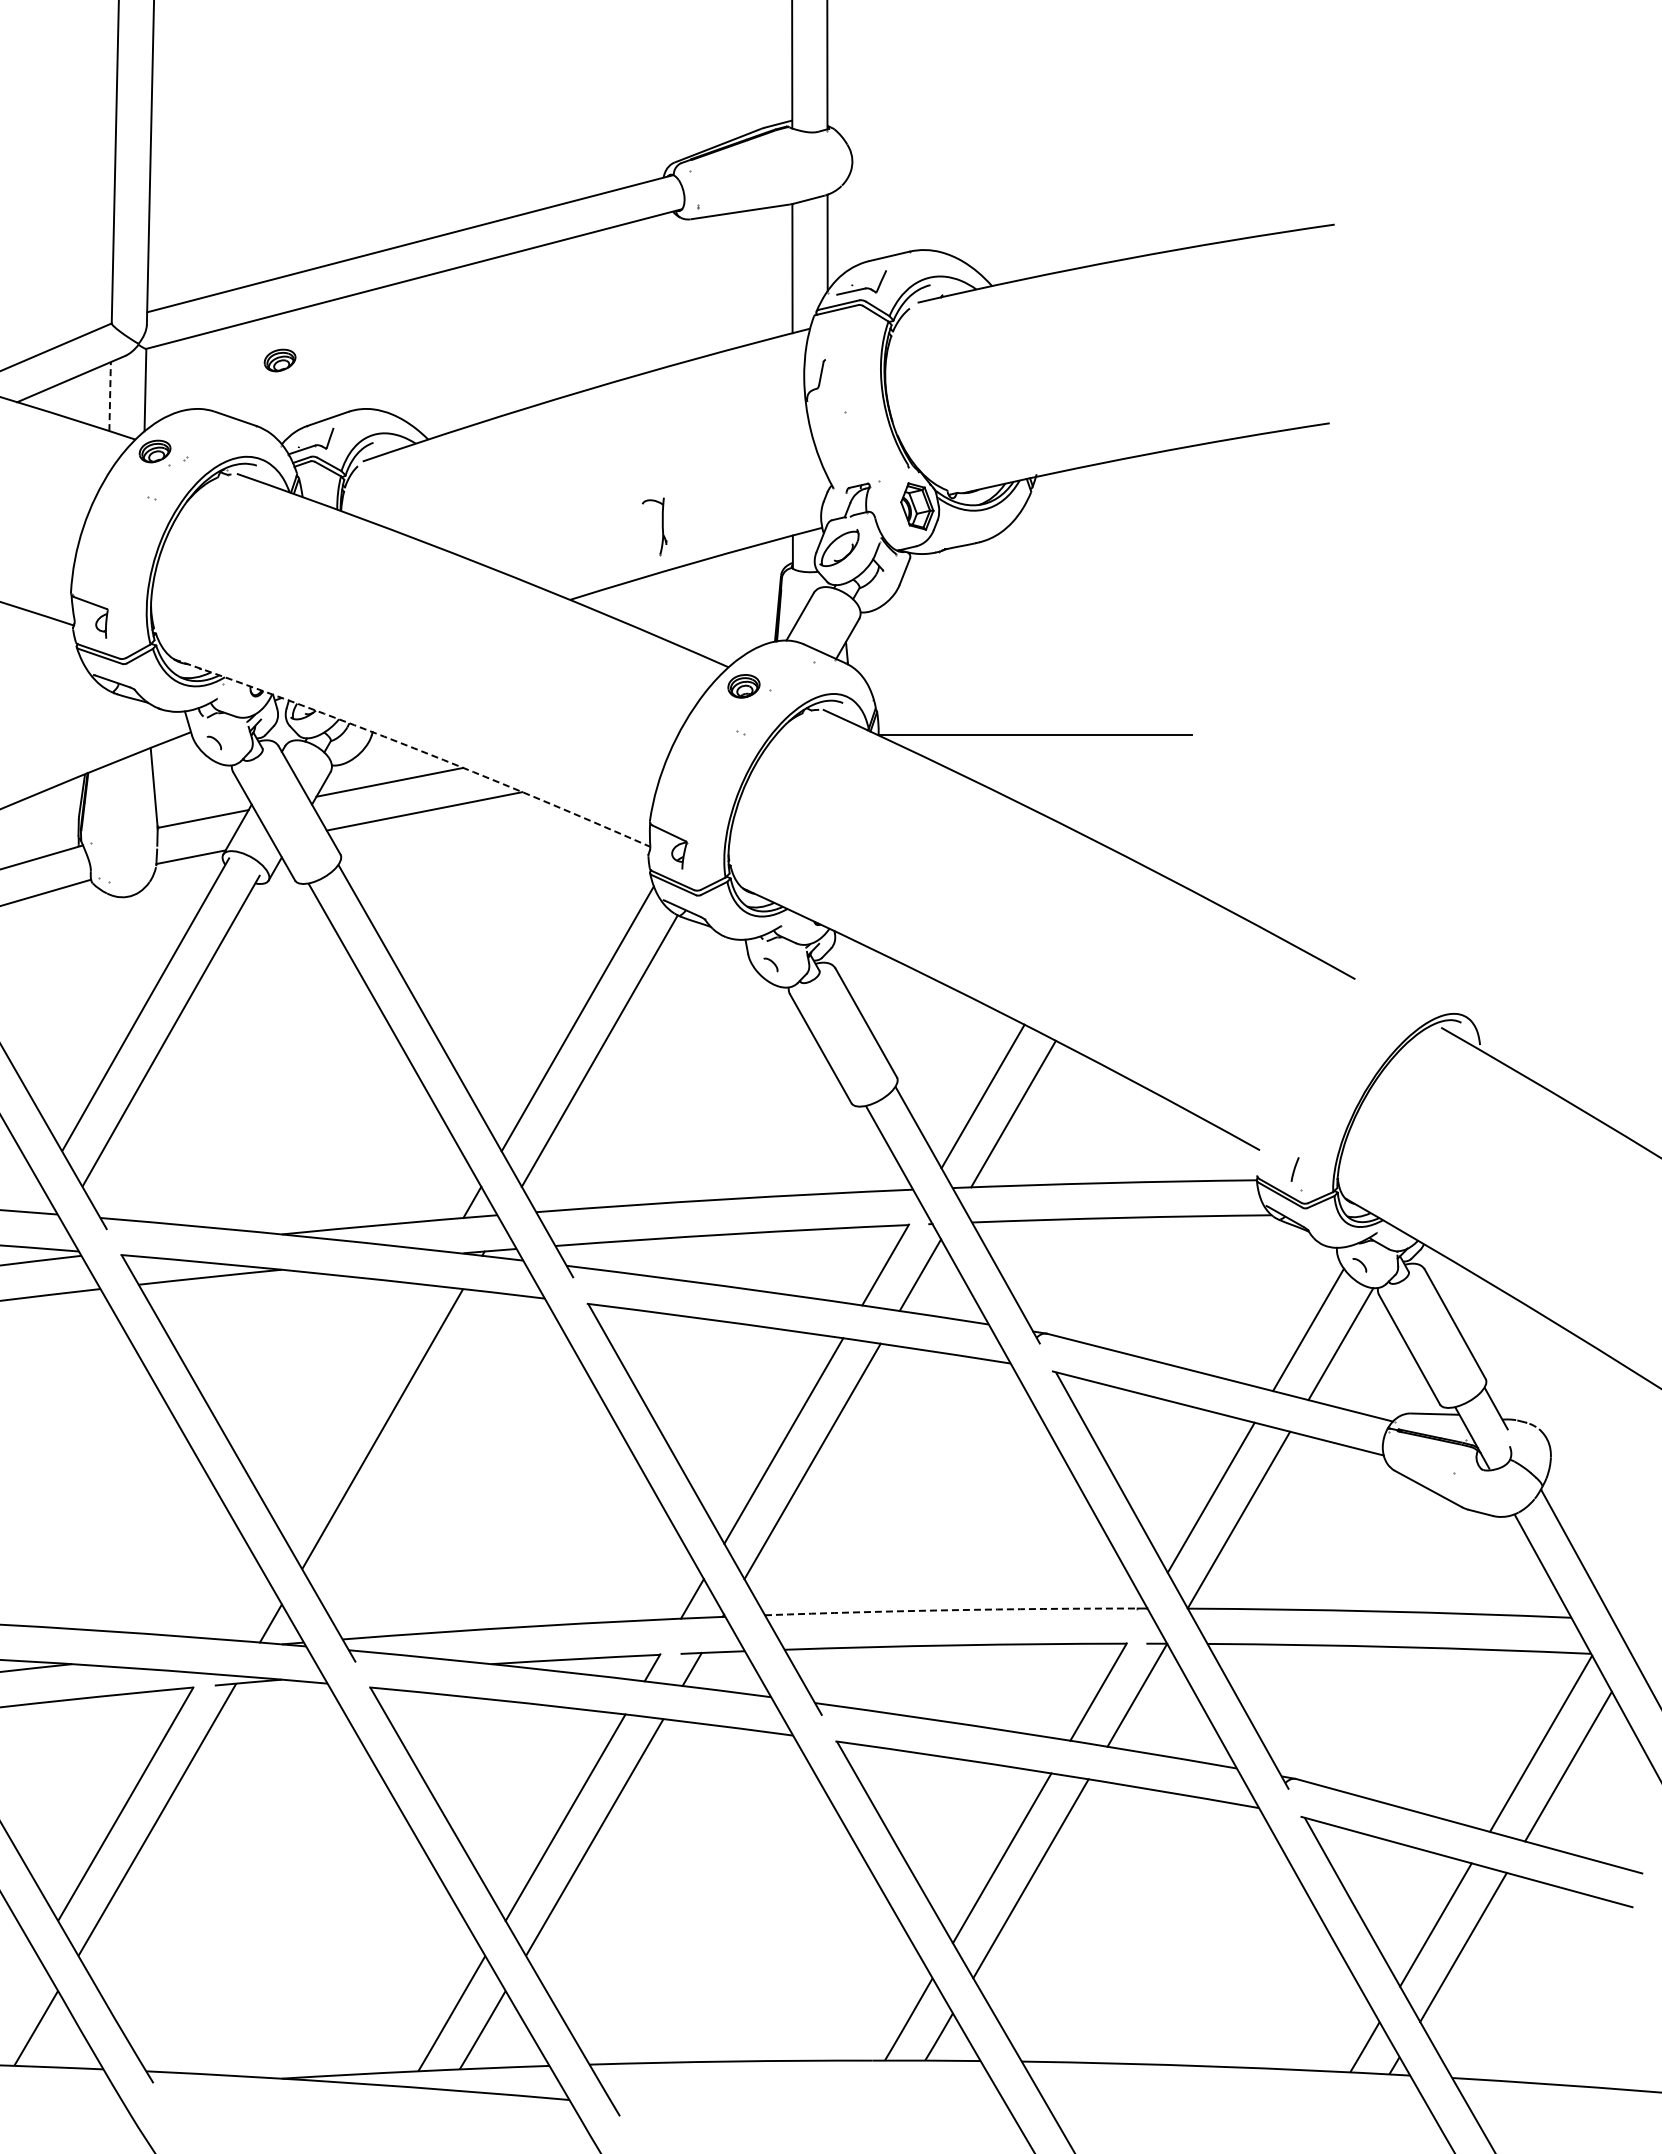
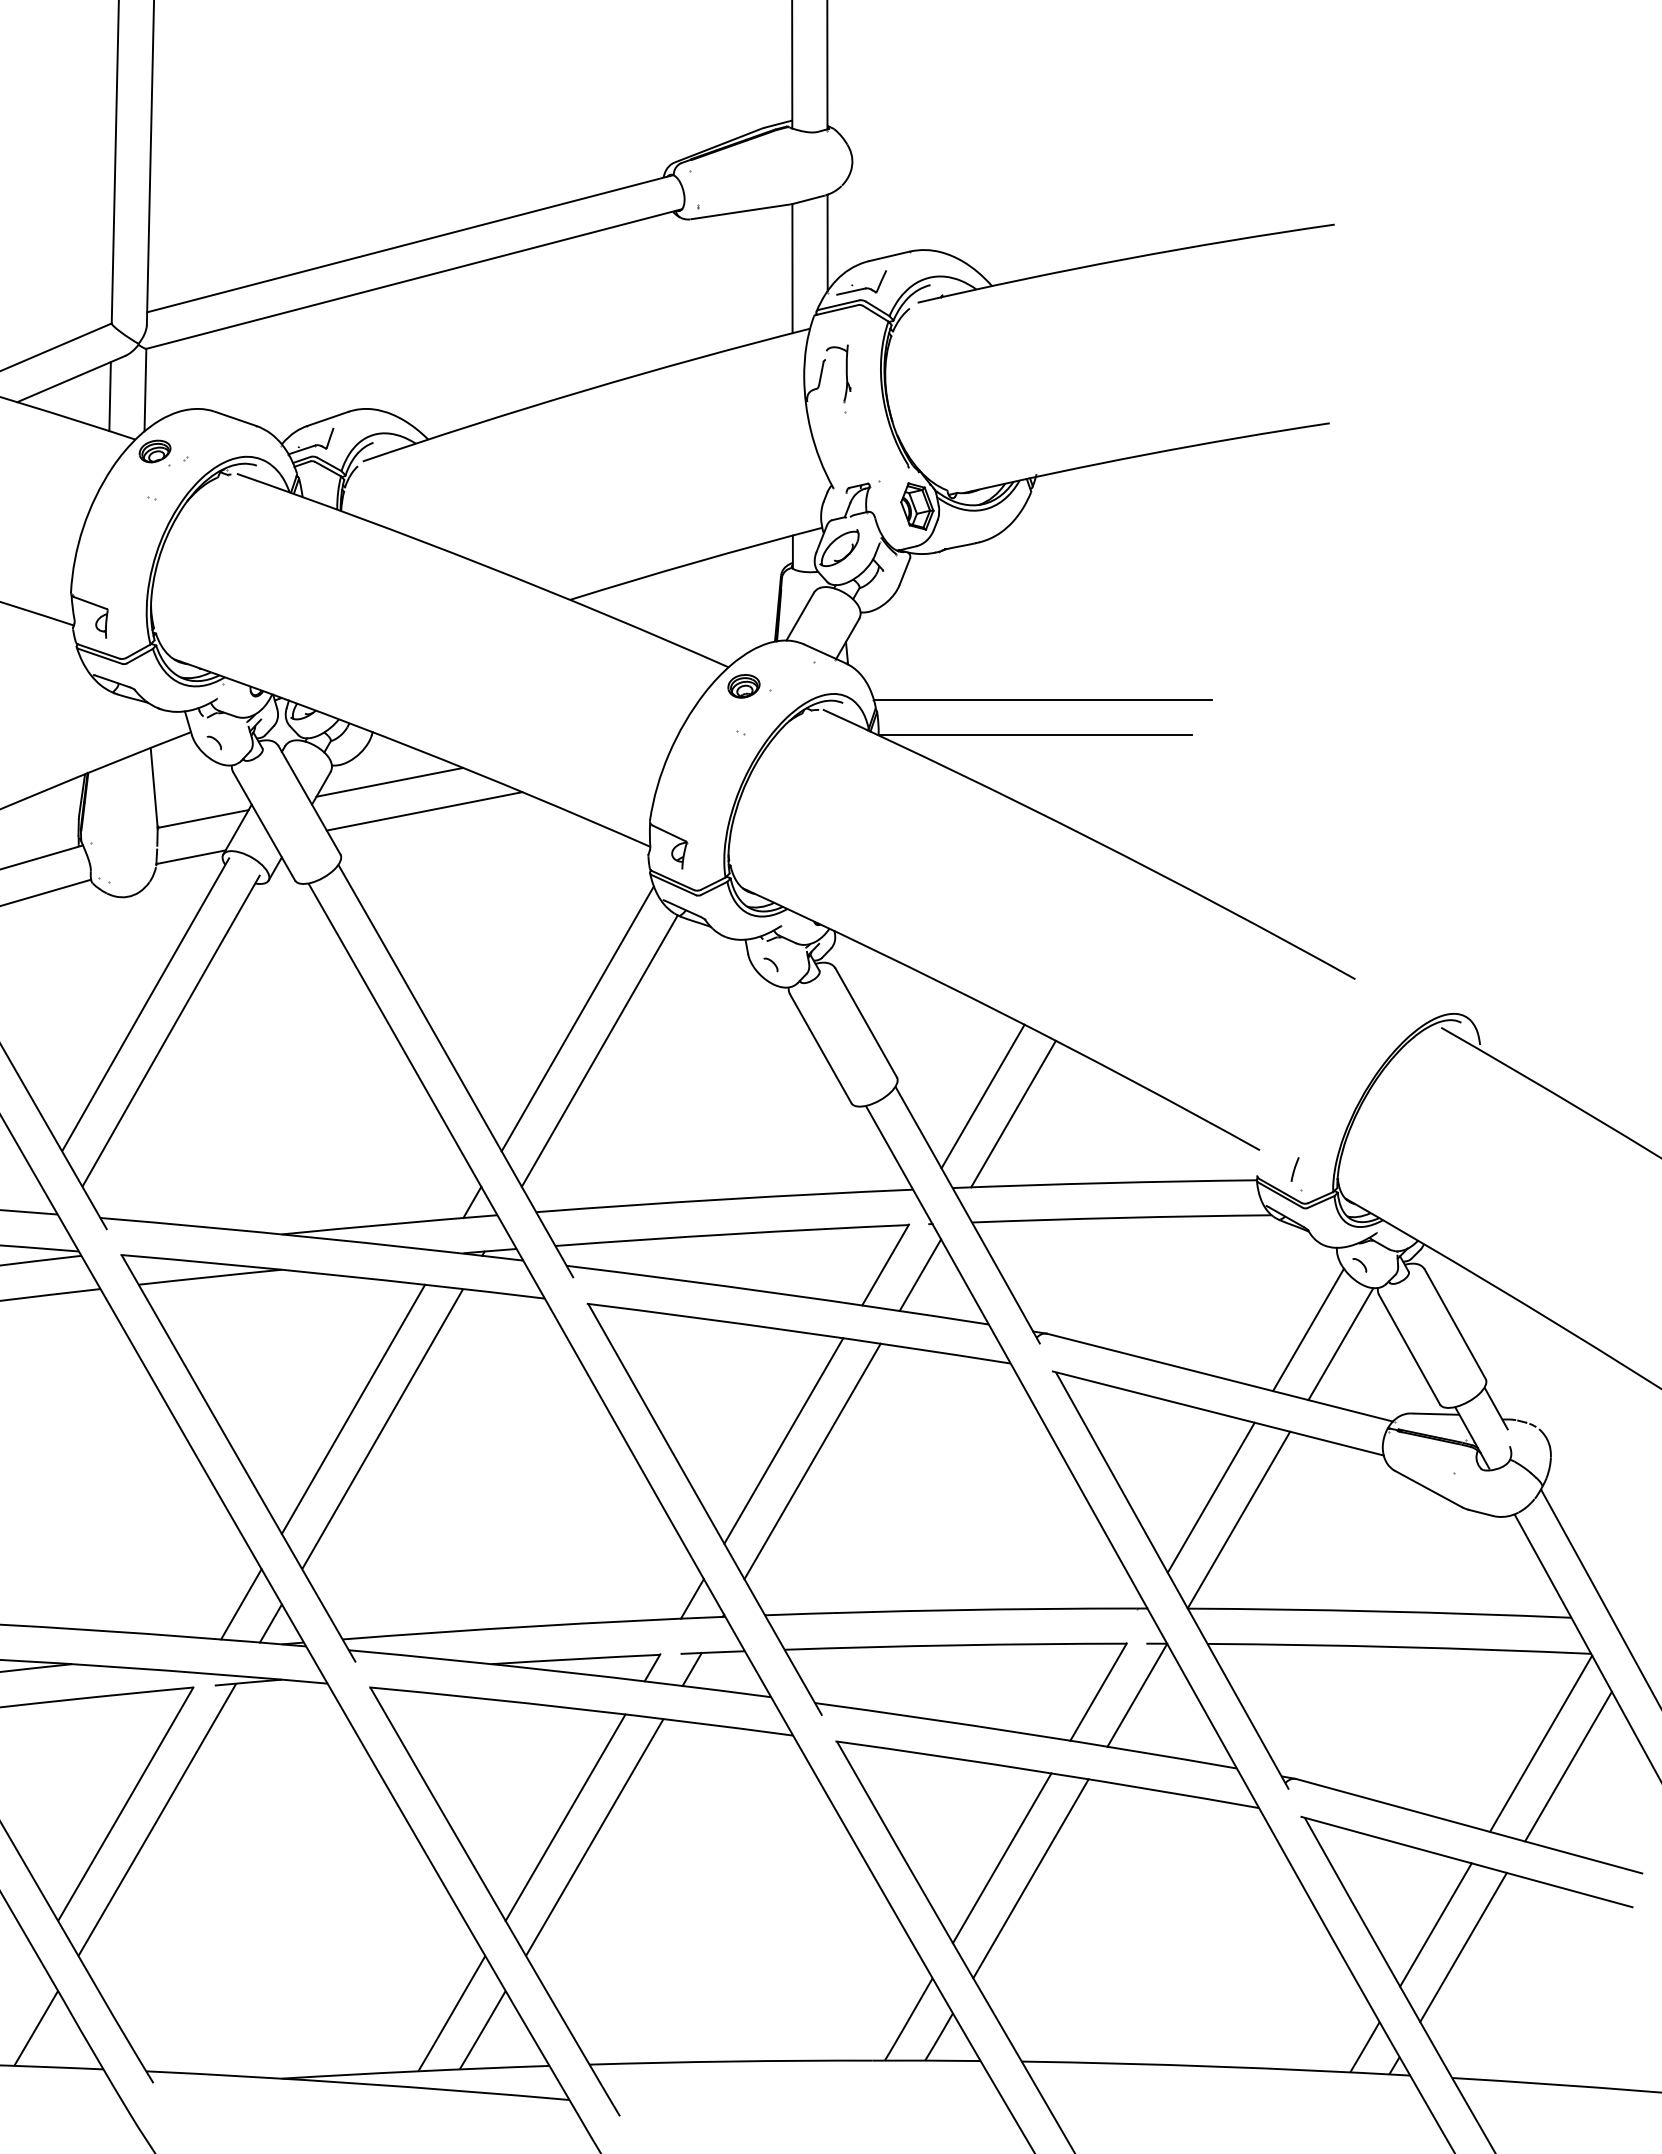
part: present -> none (279, 360)
line: dashed -> solid (110, 396)
part position: (661, 526) -> (845, 373) (845, 373)
line: none -> present (1042, 700)
line: dashed -> solid (414, 748)
line: none -> present (353, 1408)
line: none -> present (241, 1604)
line: dashed -> solid (950, 1610)
